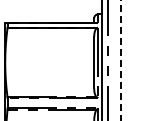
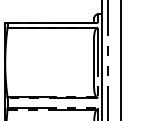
line: dashed -> solid (121, 60)
